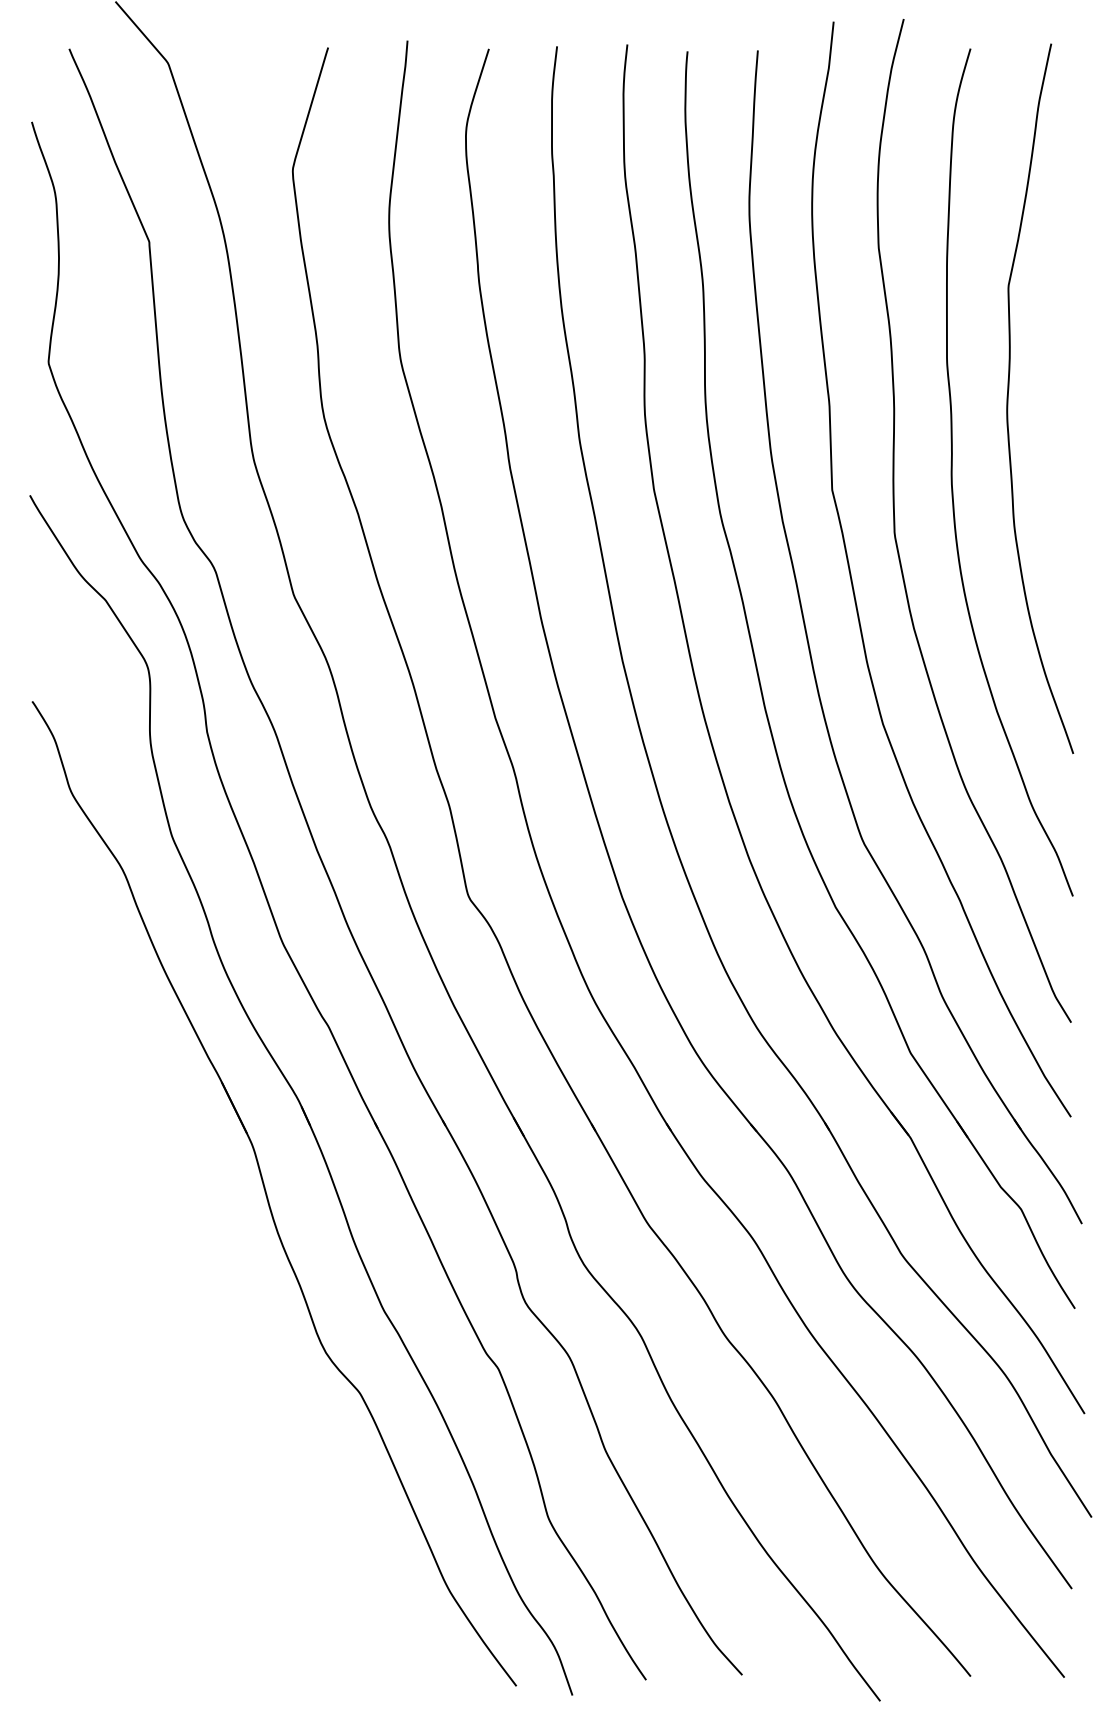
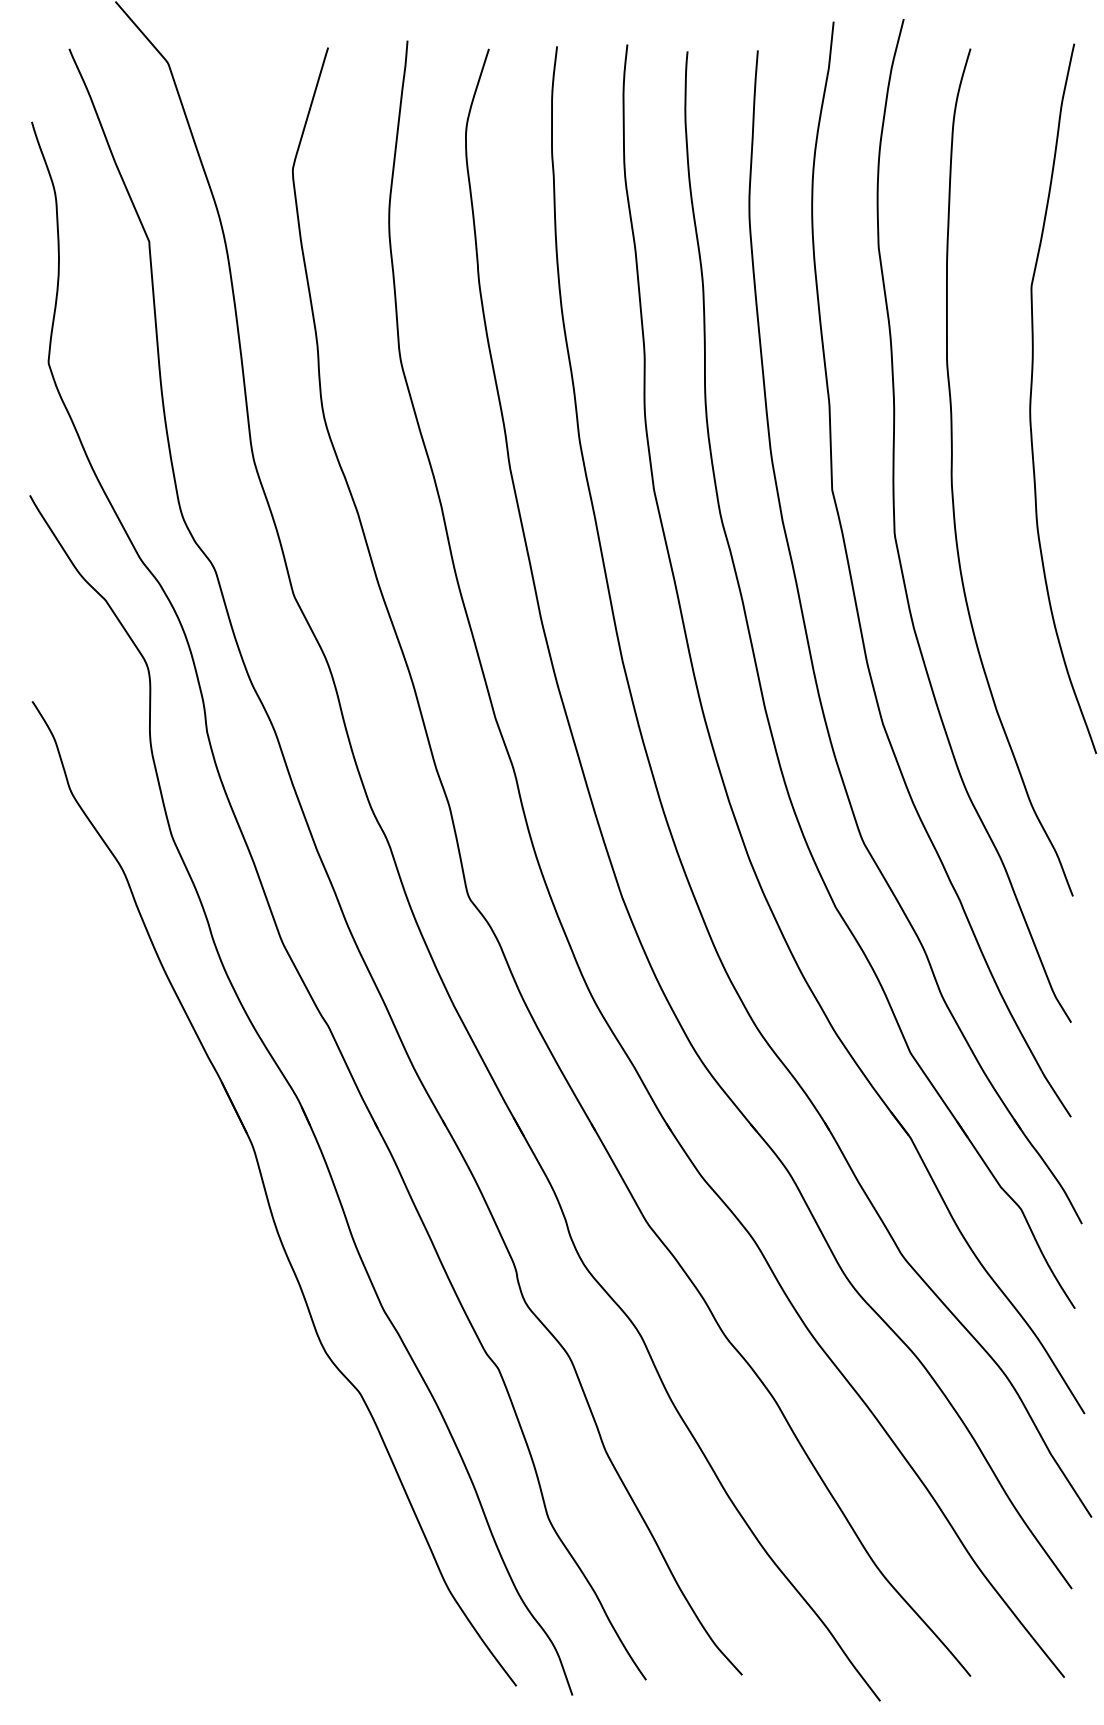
curve position: (1008, 398) -> (1031, 398) (1031, 398)
